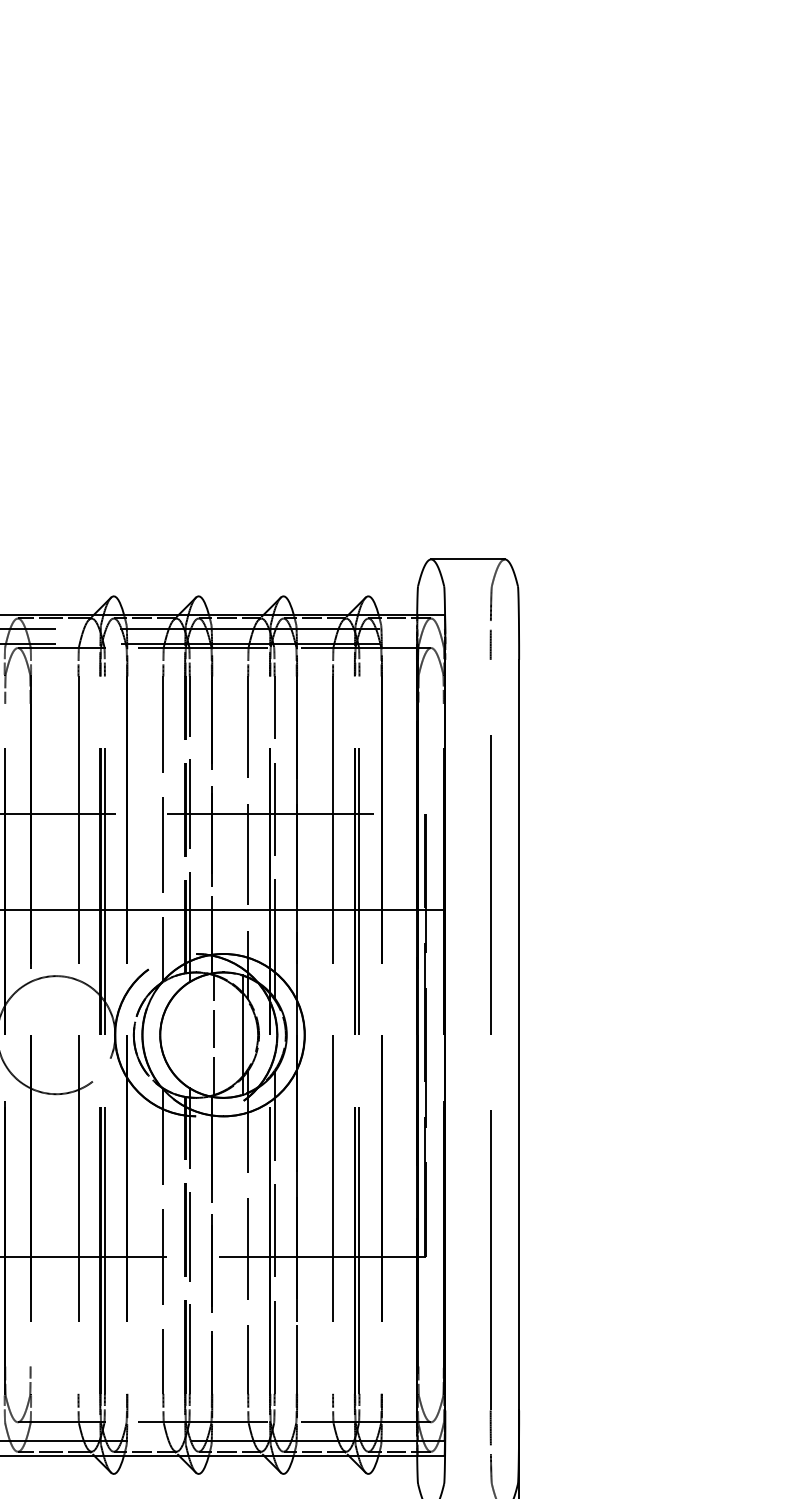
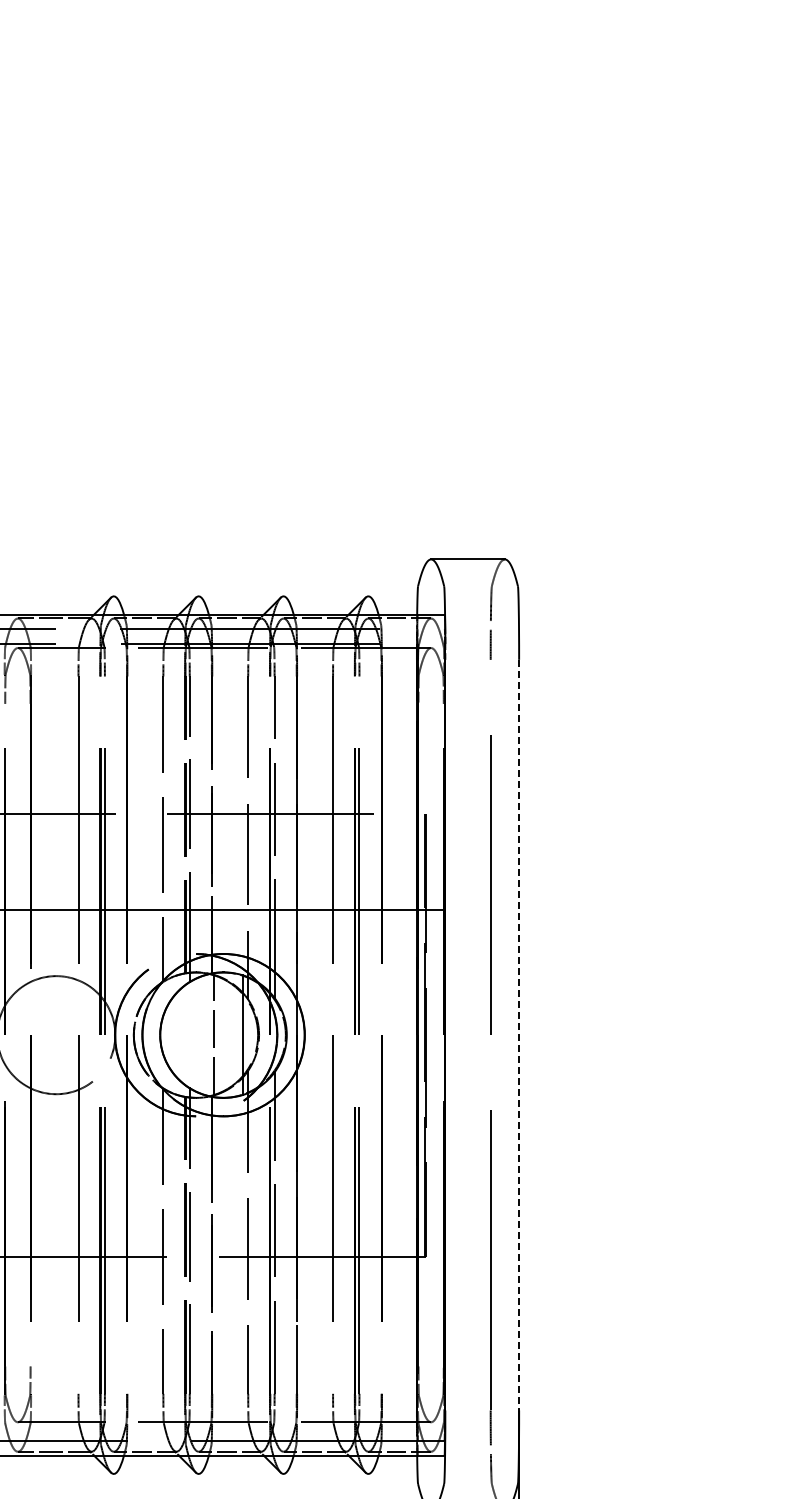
line: solid -> dashed (519, 1035)
